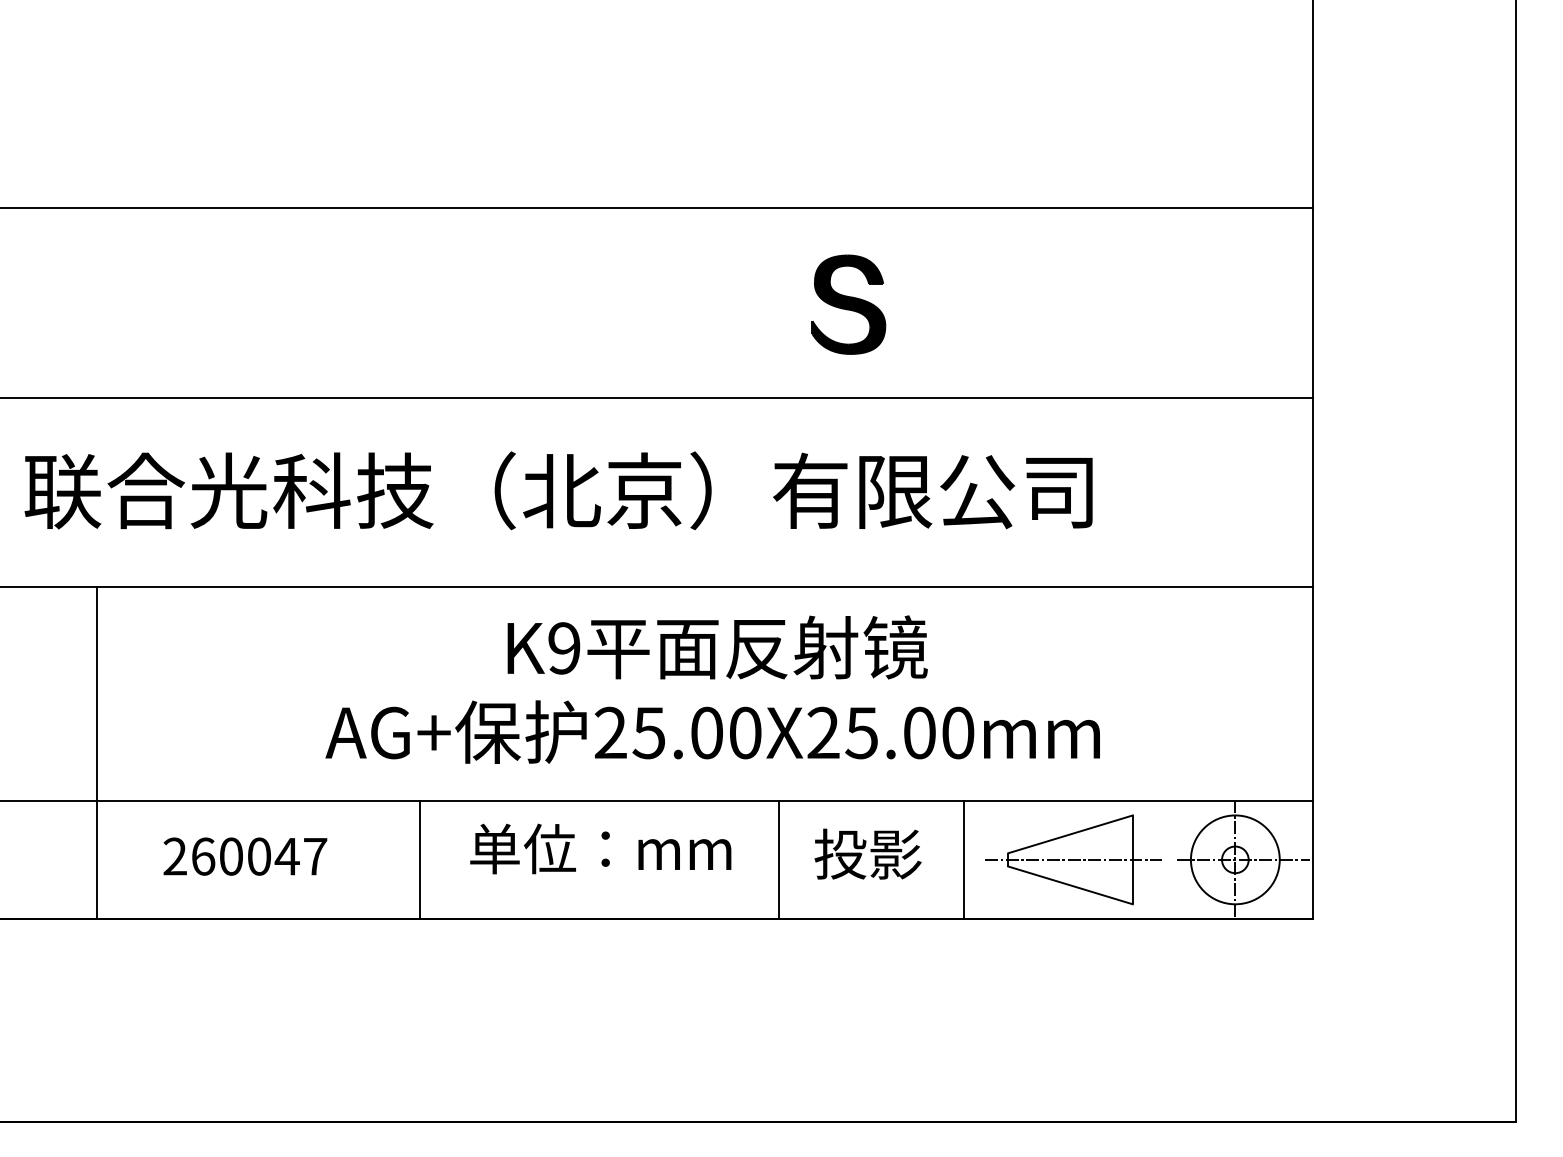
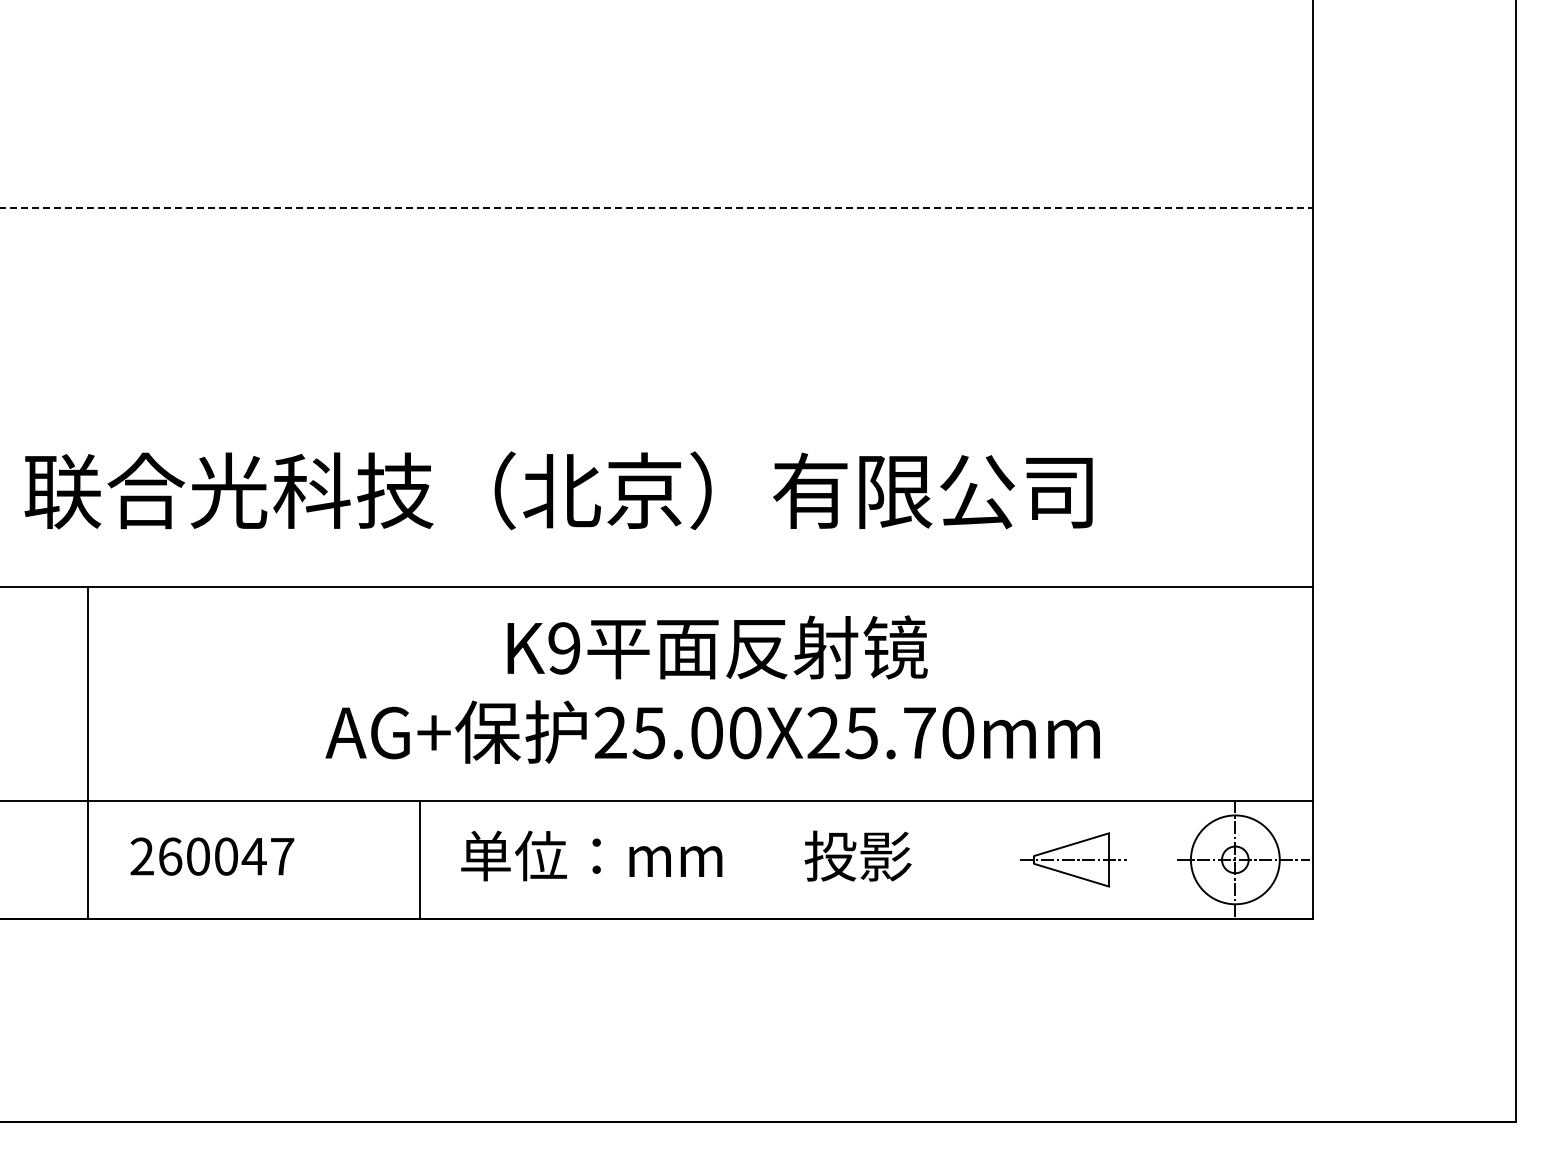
line: solid -> dashed (657, 208)
part: present -> none (848, 304)
line: present -> none (657, 397)
text: 25.00X25.00mm -> 25.00X25.70mm (919, 732)
line position: (96, 753) -> (87, 753) (87, 753)
text position: (600, 848) -> (591, 855) (591, 855)
text position: (867, 853) -> (857, 855) (857, 855)
text position: (245, 856) -> (212, 856) (212, 856)
line: present -> none (778, 859)
line: present -> none (964, 859)
part size: 177x92 px -> 107x56 px (1073, 859)
